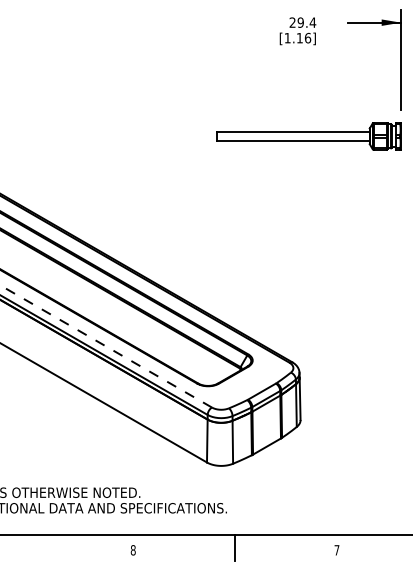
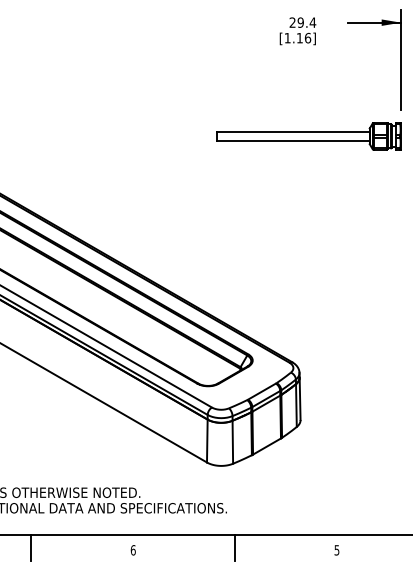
line: dashed -> solid (106, 346)
line: none -> present (31, 547)
text: 8 -> 6 (132, 550)
text: 7 -> 5 (336, 550)
